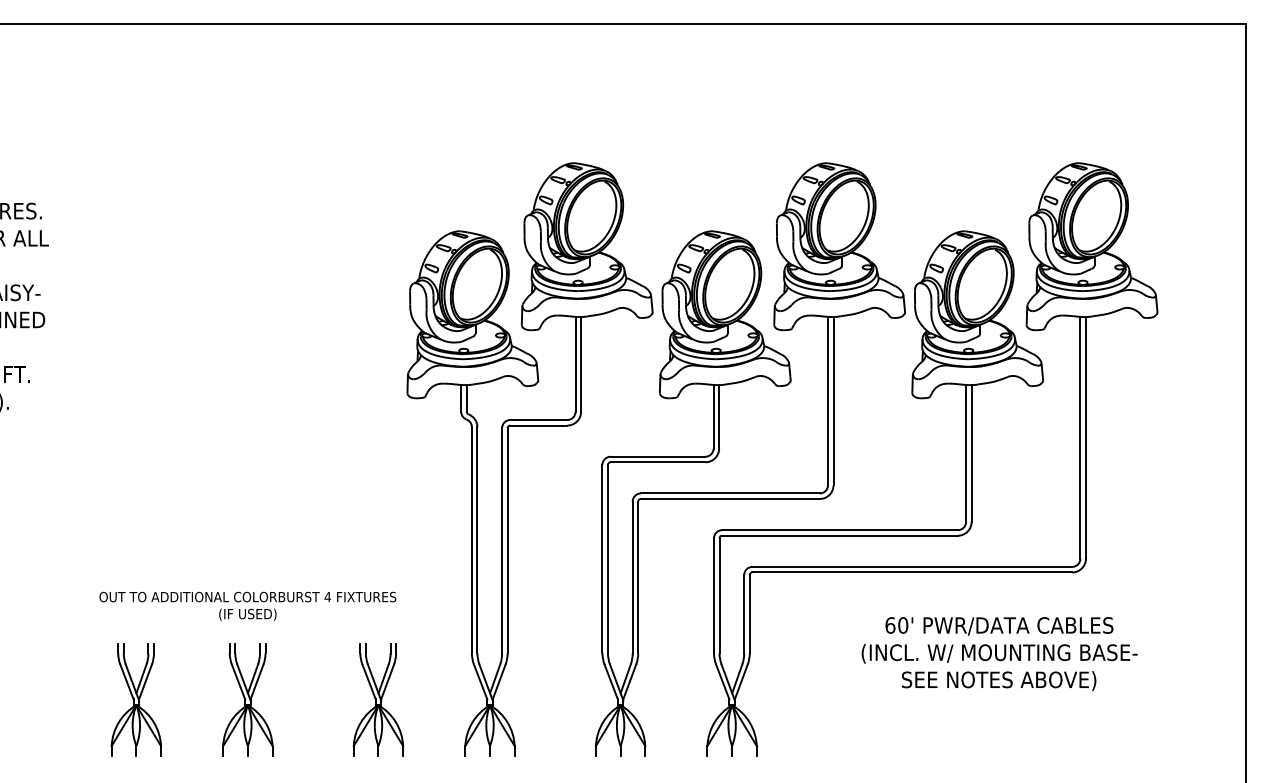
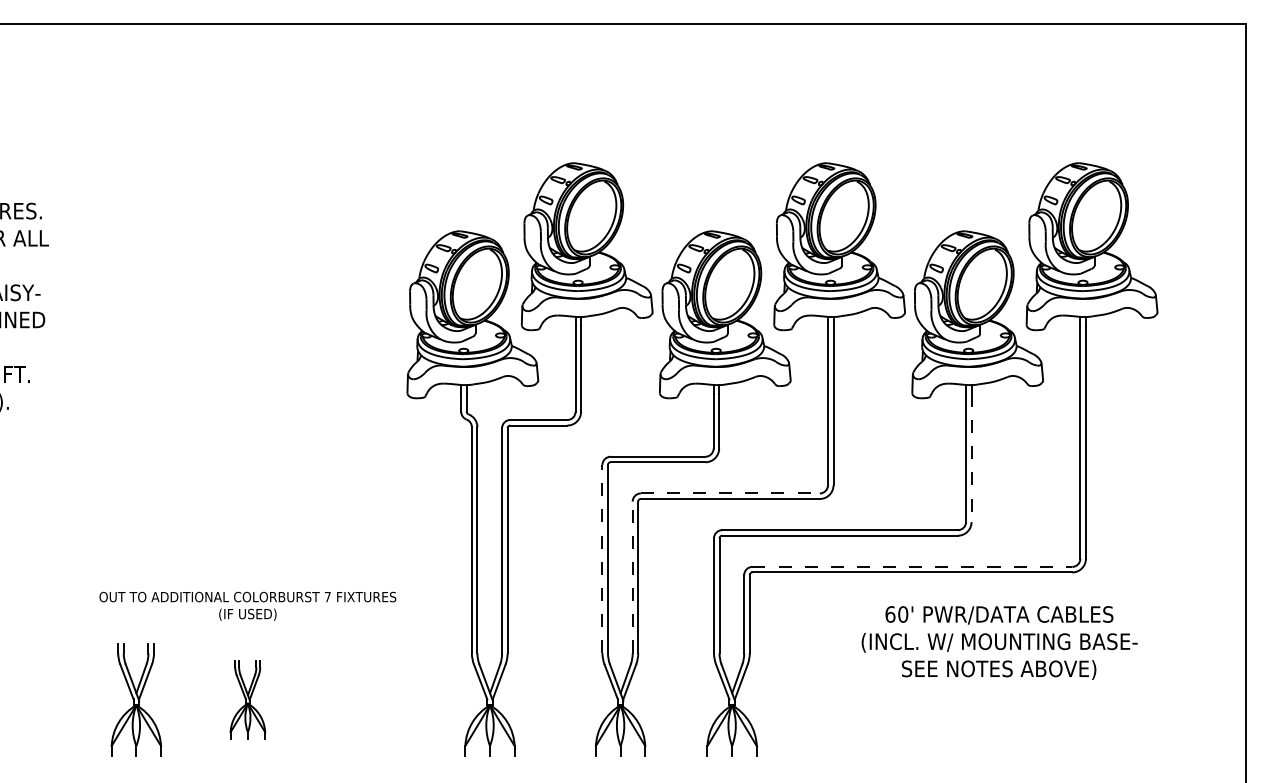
line: solid -> dashed (971, 458)
line: solid -> dashed (730, 493)
line: solid -> dashed (602, 558)
line: solid -> dashed (912, 566)
line: solid -> dashed (632, 577)
text: 4 -> 7 (327, 597)
text position: (999, 653) -> (999, 642) (999, 642)
part size: 52x114 px -> 38x80 px (247, 699)
part: present -> none (378, 699)
